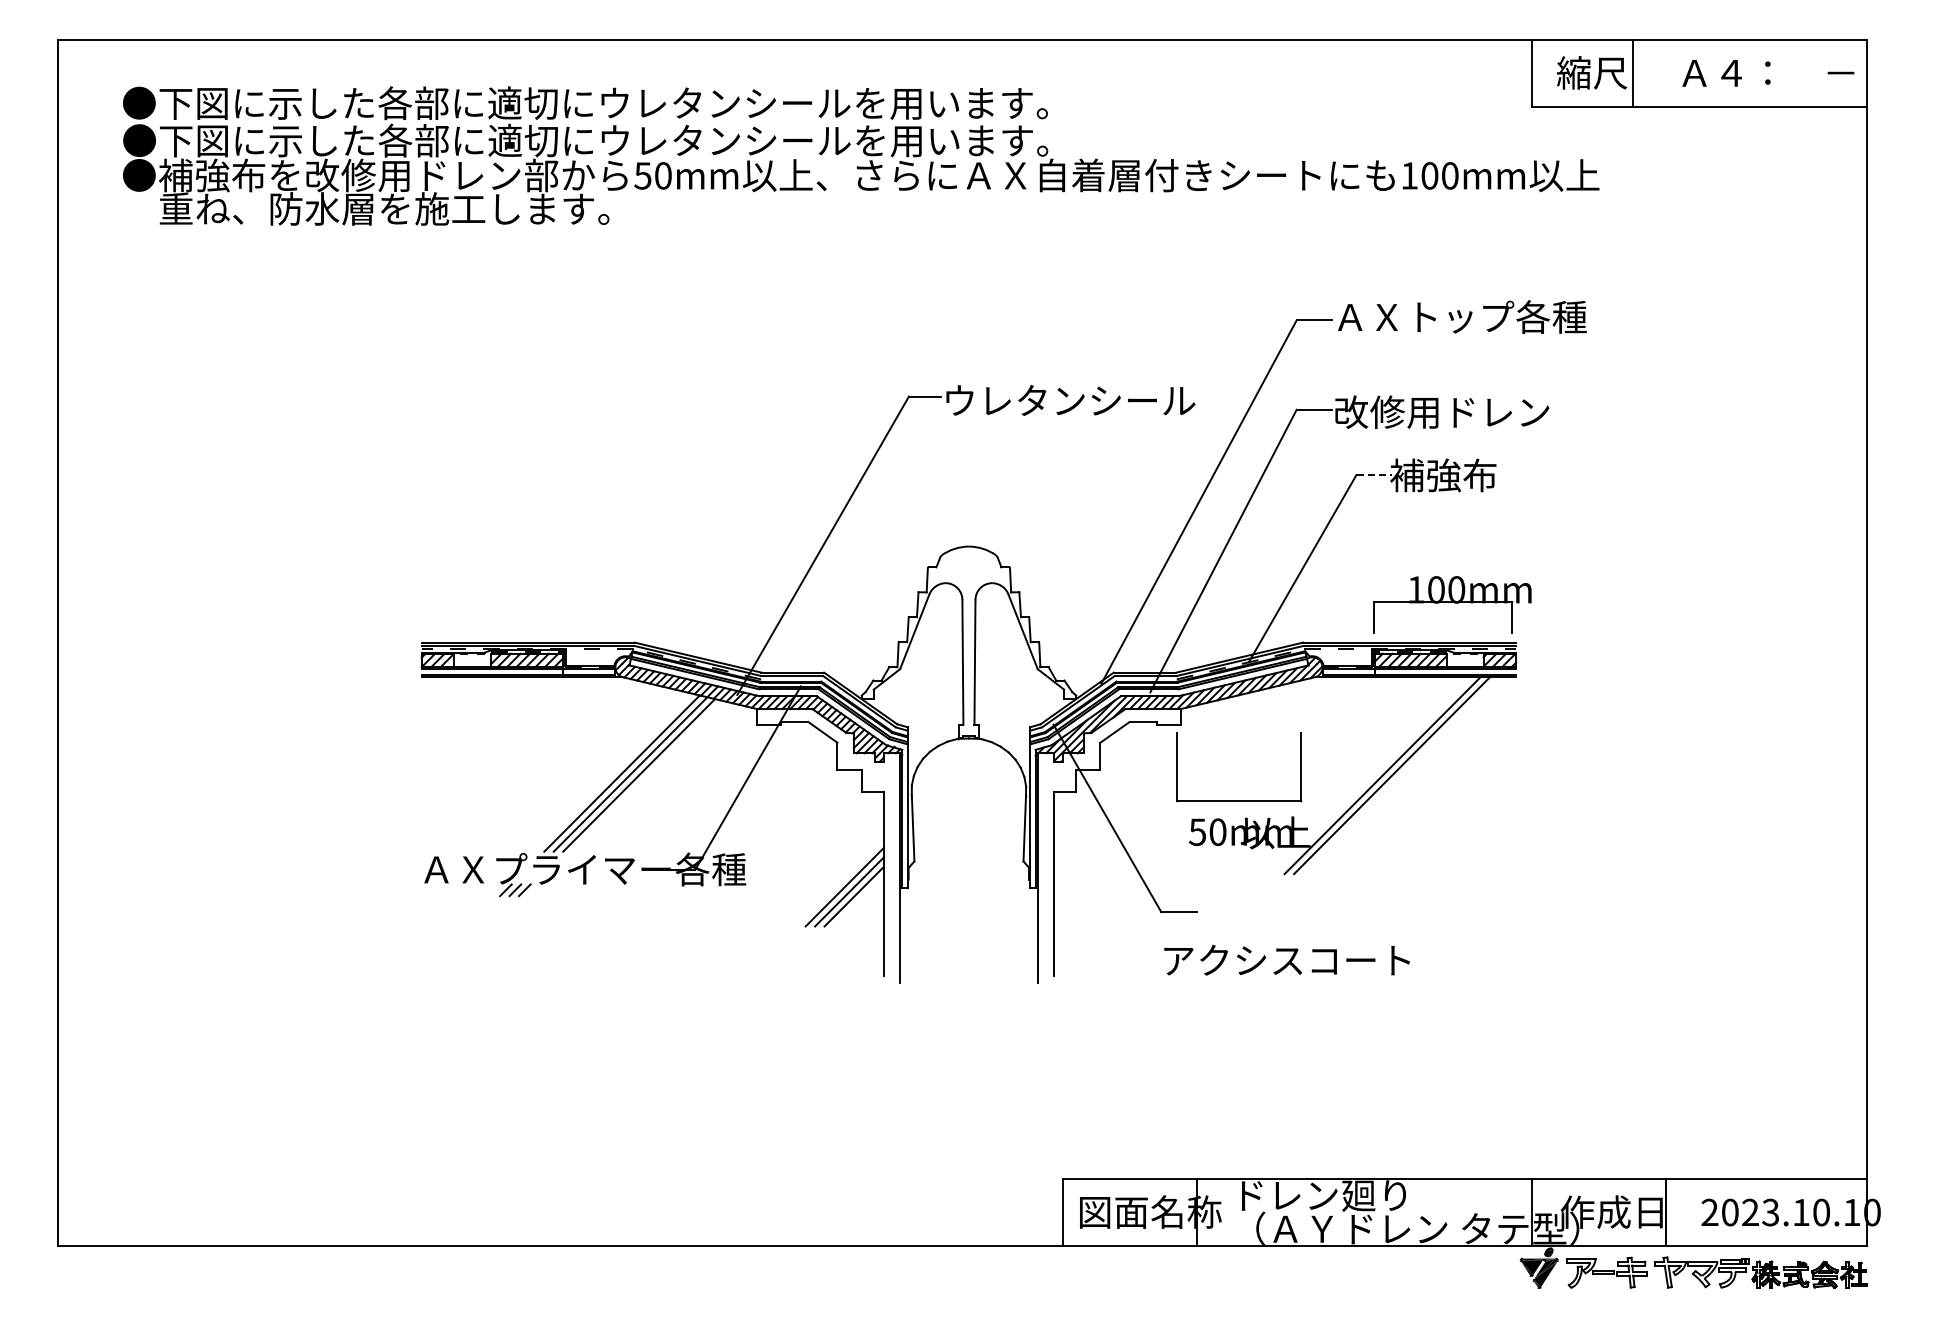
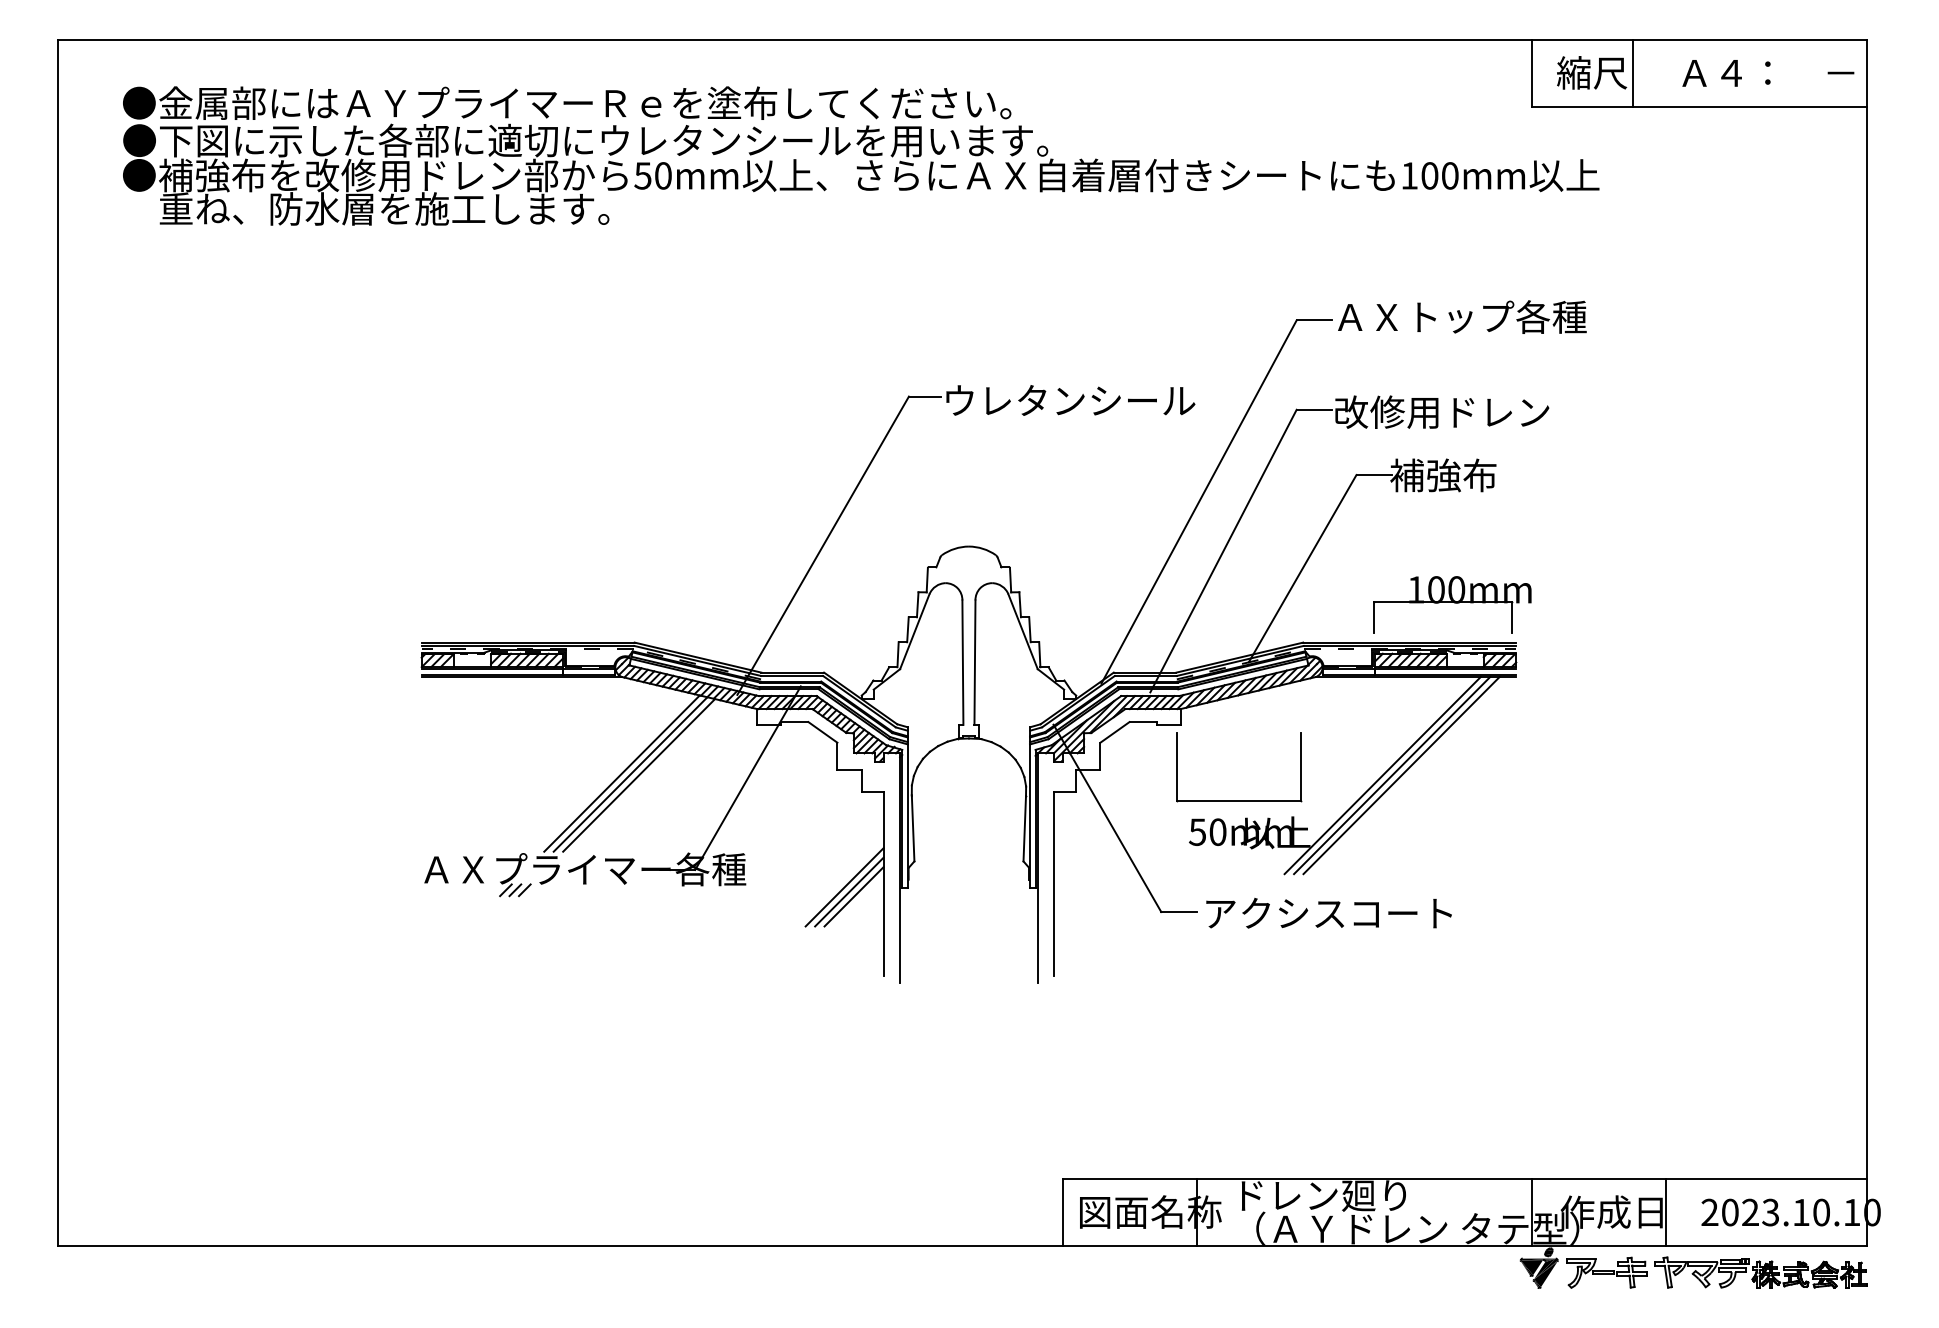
text: ●下図に示した各部に適切にウレタンシールを用います。 -> ●金属部にはＡＹプライマーＲｅを塗布してください。 (603, 103)
line: dashed -> solid (1374, 475)
line: none -> present (1401, 775)
text position: (1286, 960) -> (1328, 913) (1328, 913)
